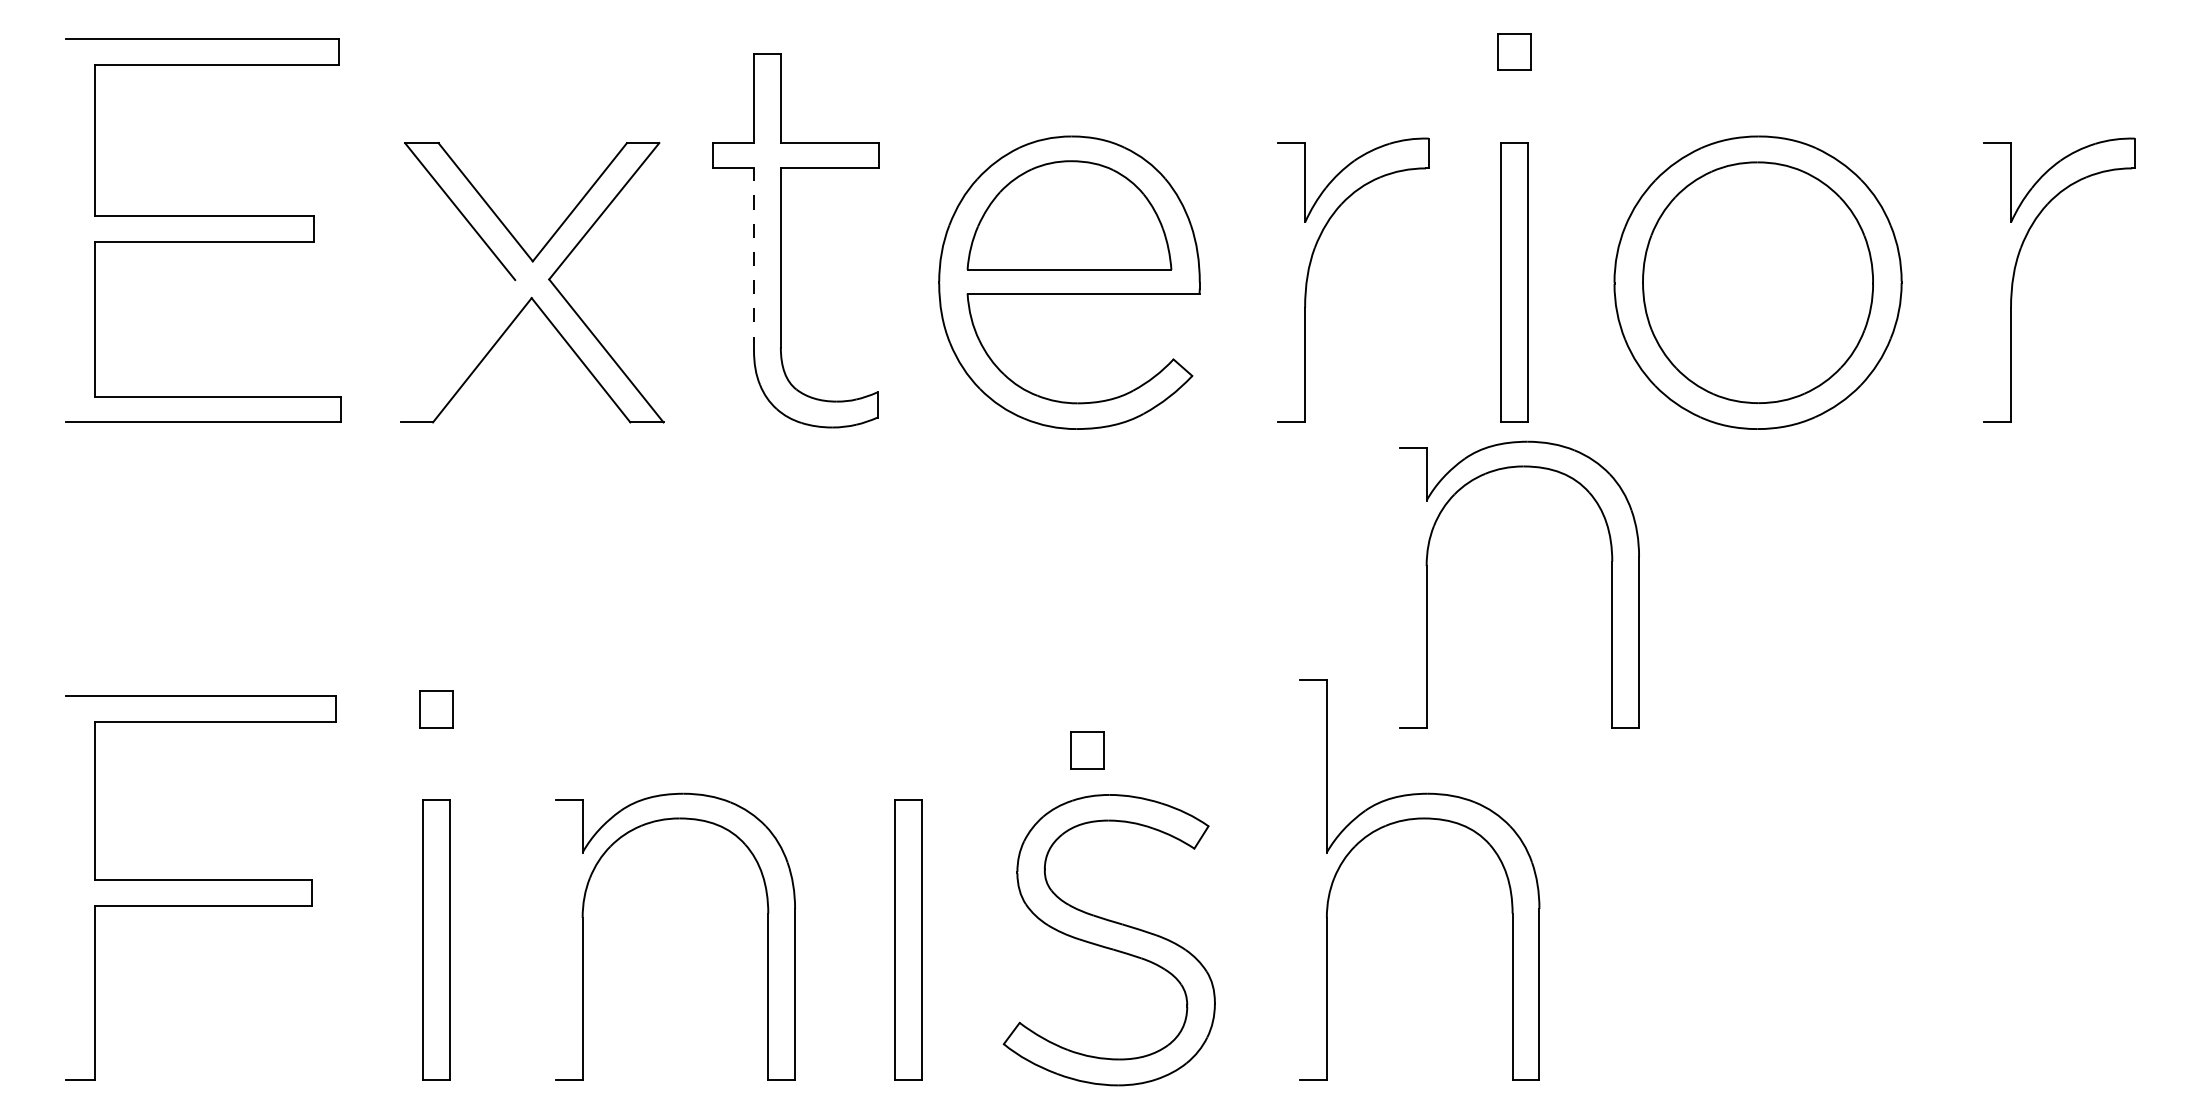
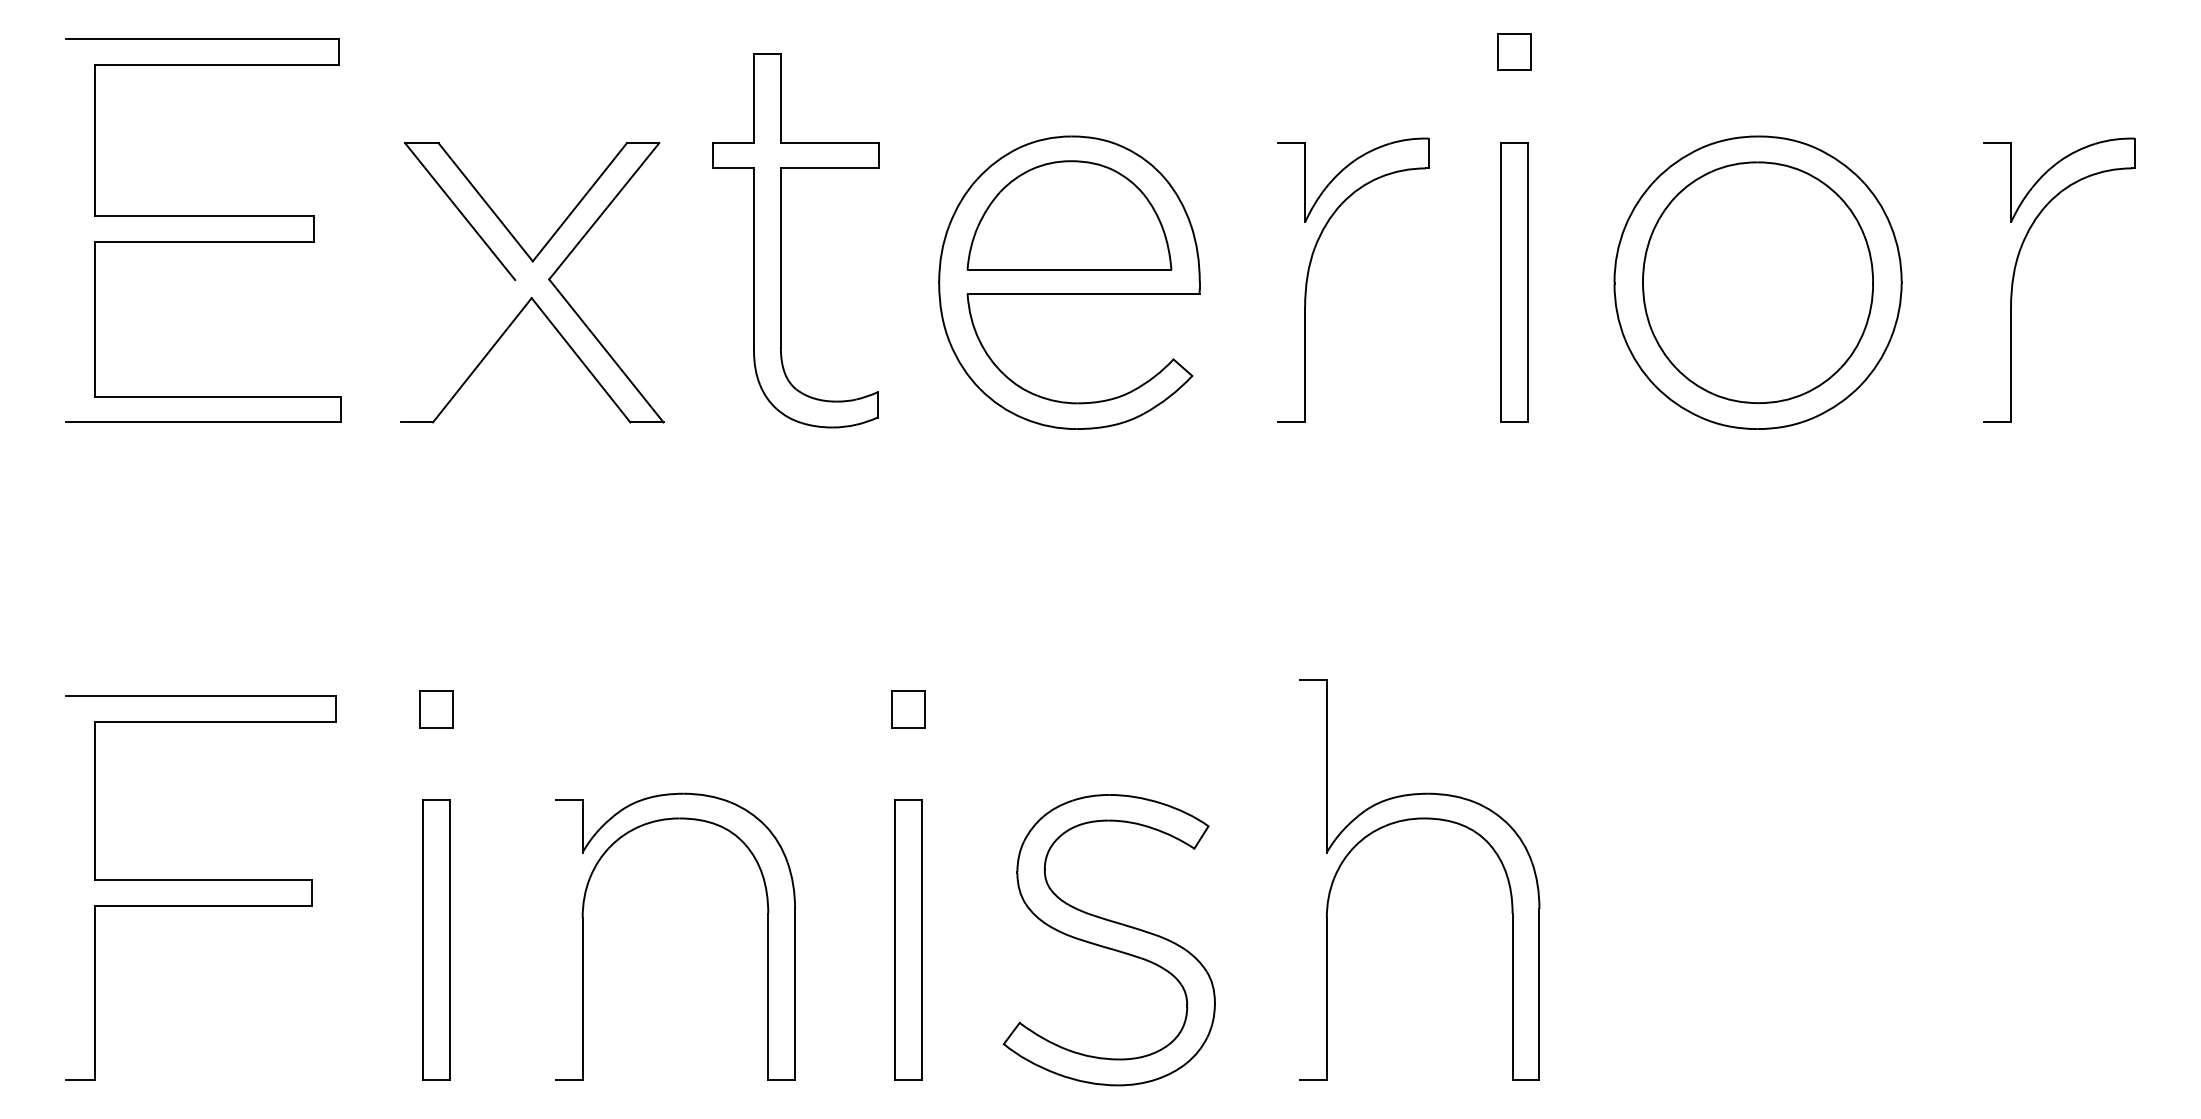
line: dashed -> solid (754, 258)
part: present -> none (1427, 584)
part position: (1087, 750) -> (908, 709) (908, 709)
